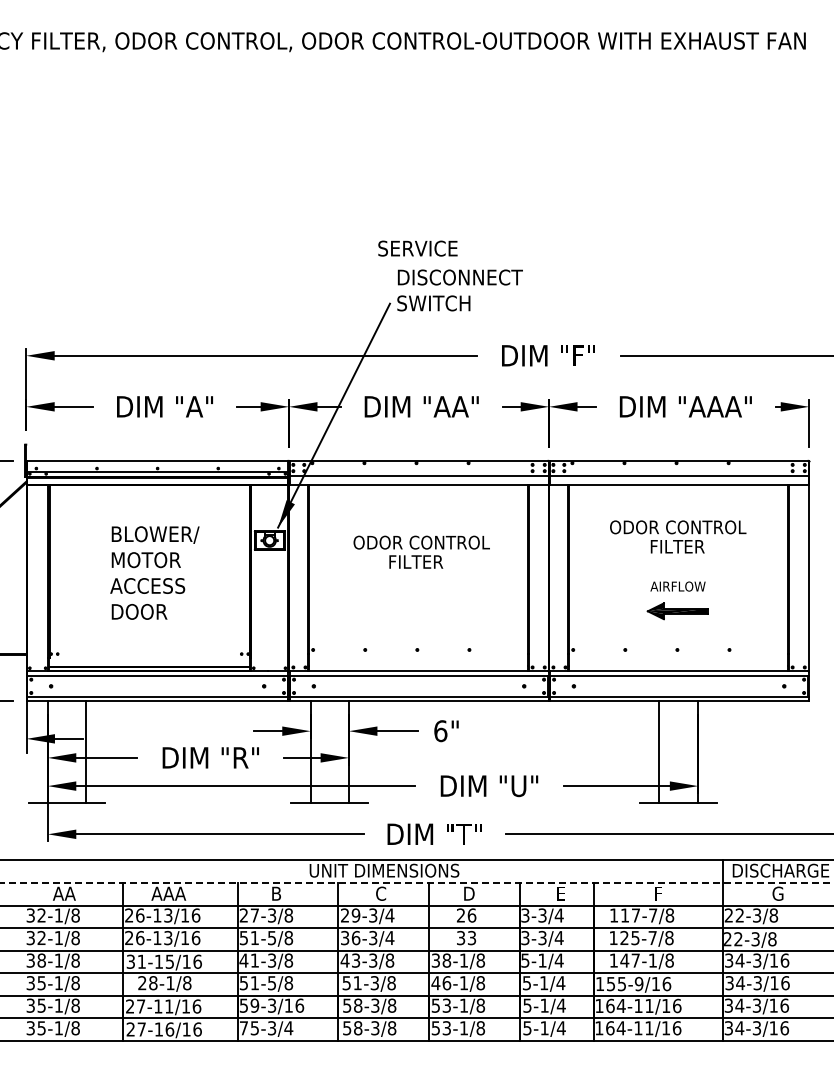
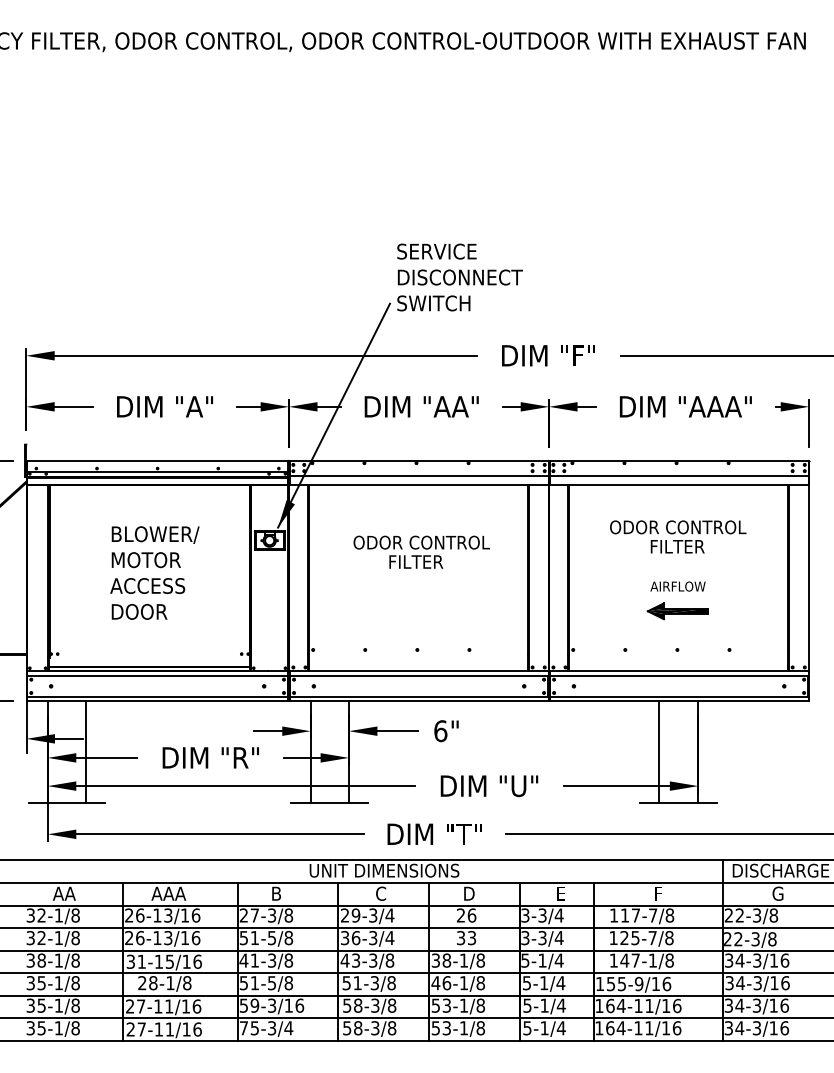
text position: (417, 248) -> (436, 251) (436, 251)
line: dashed -> solid (417, 882)
text: 27-16/16 -> 27-11/16 (169, 1029)
